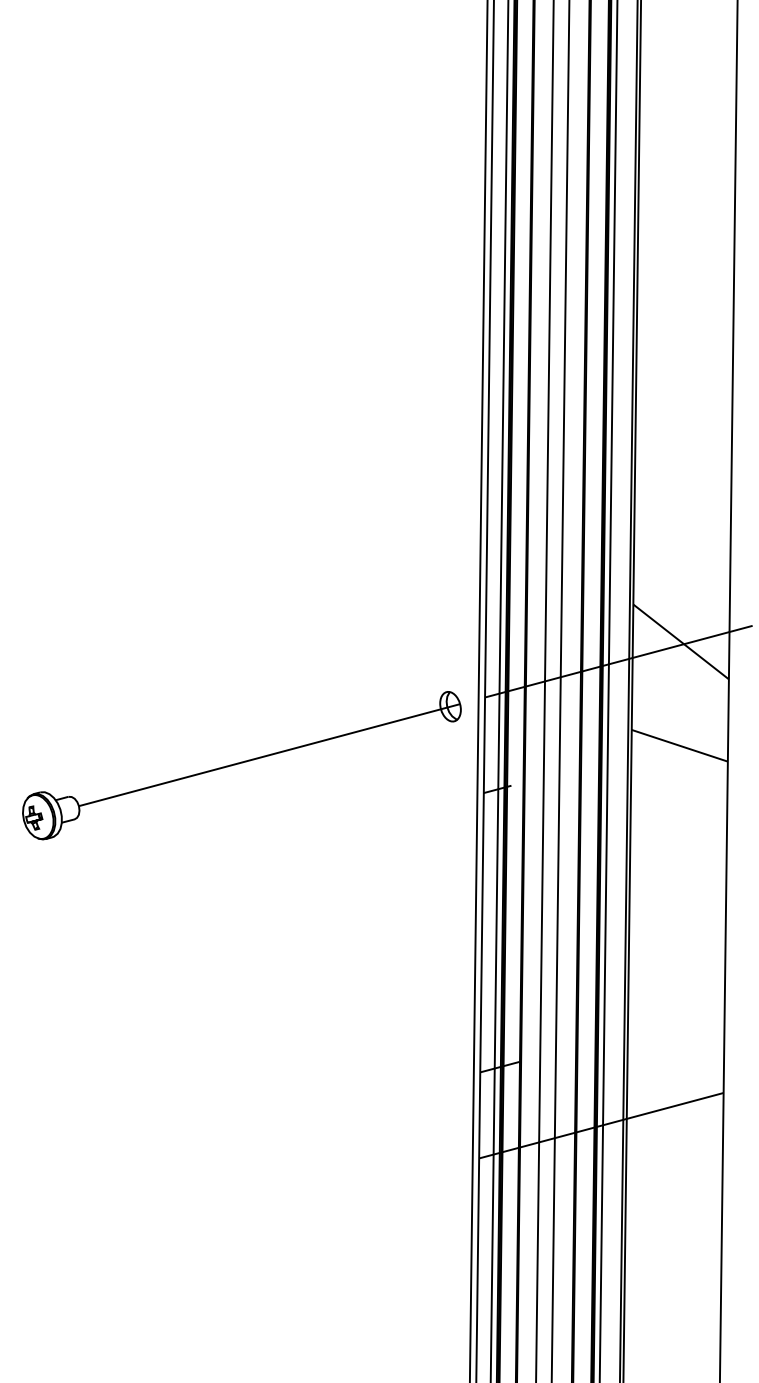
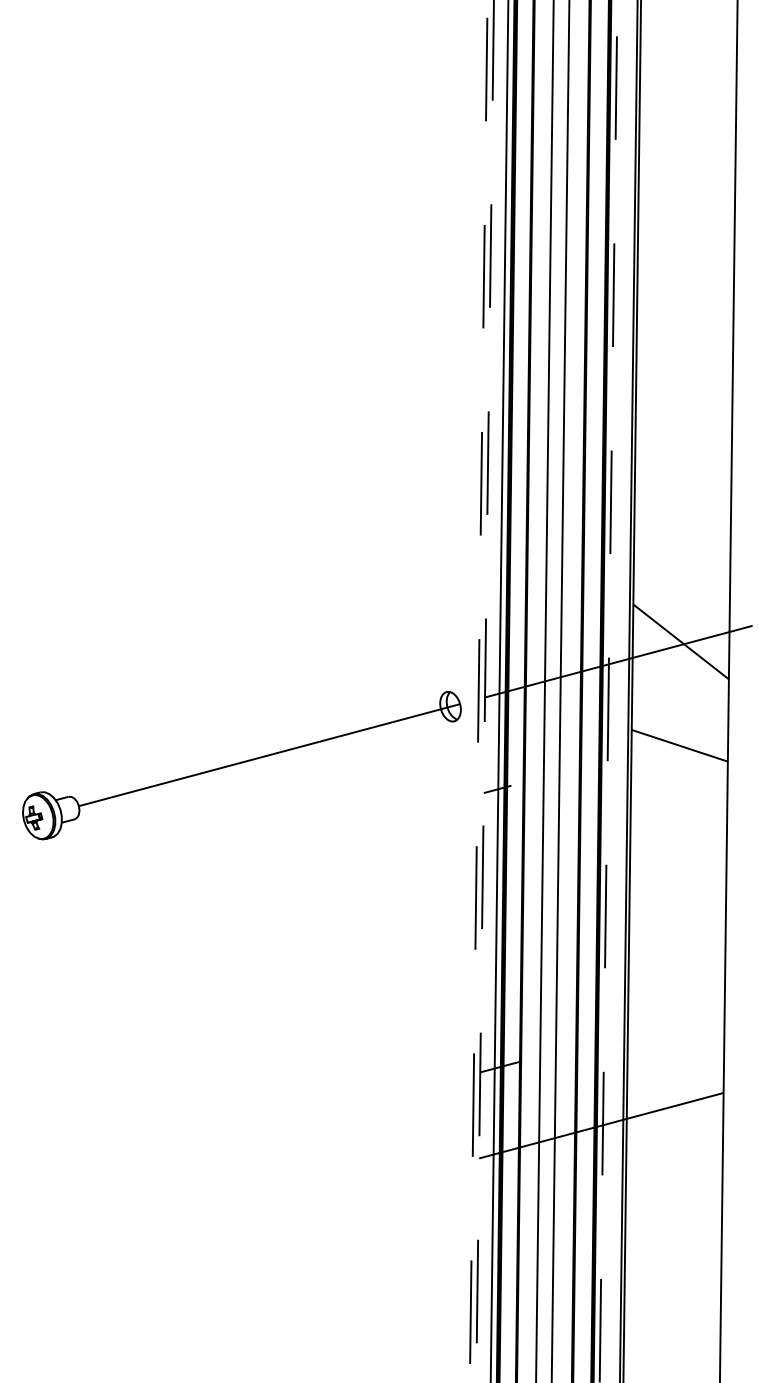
line: solid -> dashed (493, 0)
line: solid -> dashed (608, 690)
